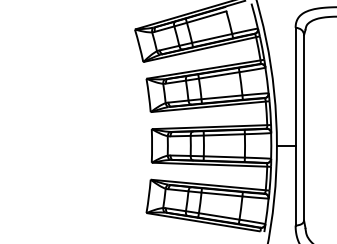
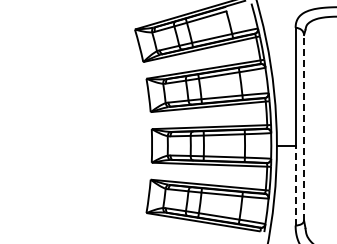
line: solid -> dashed (304, 127)
line: solid -> dashed (295, 185)
